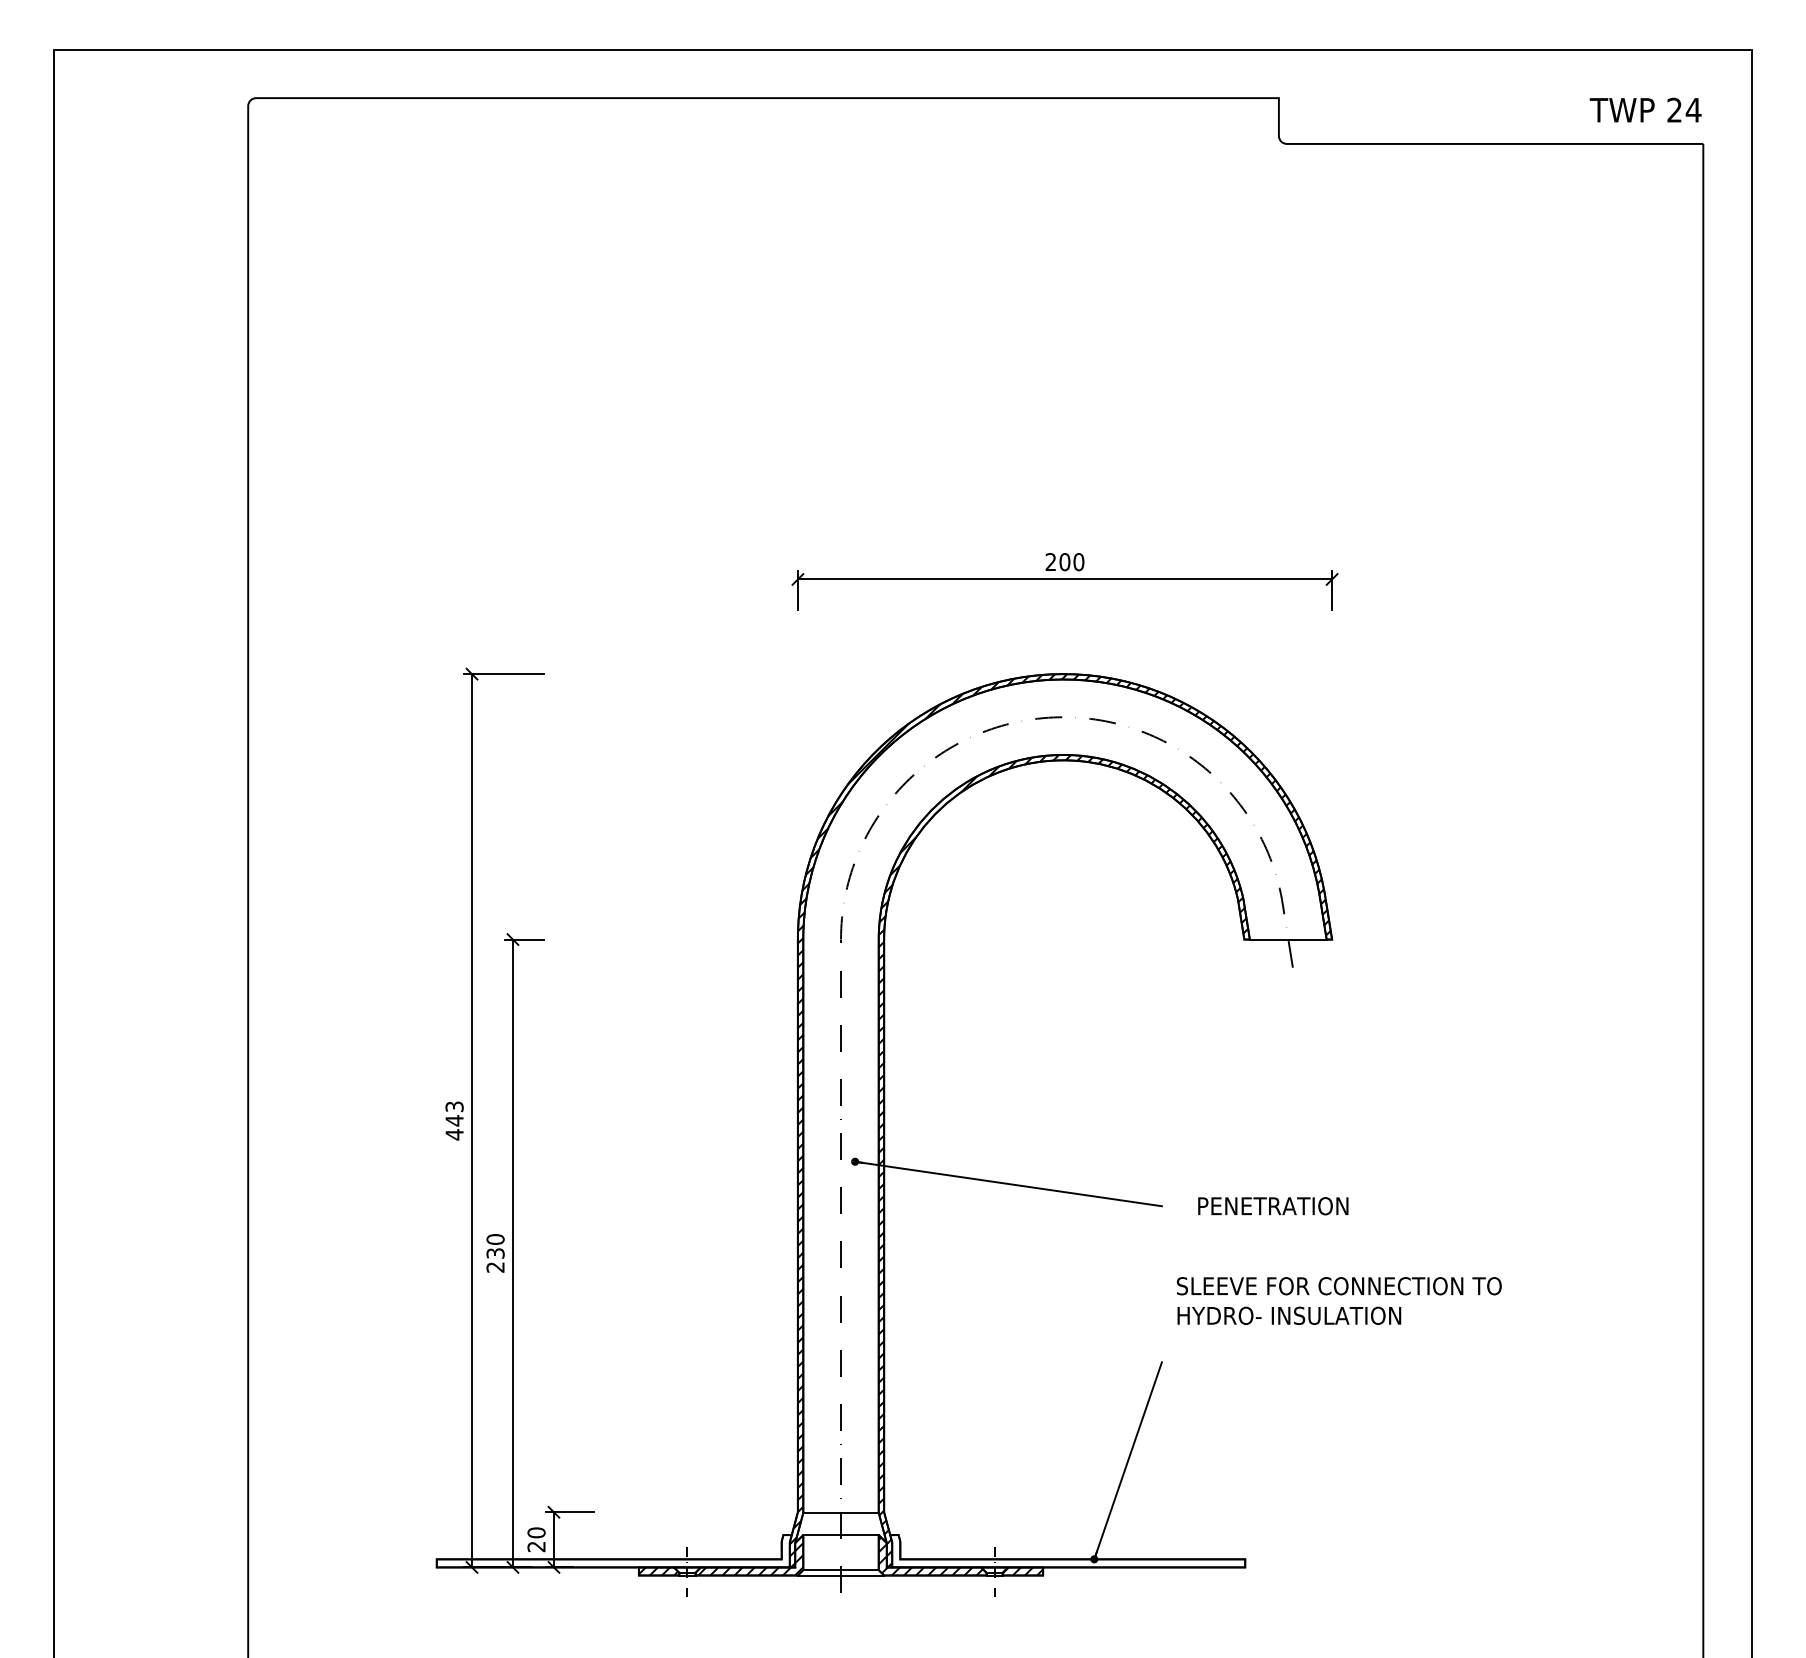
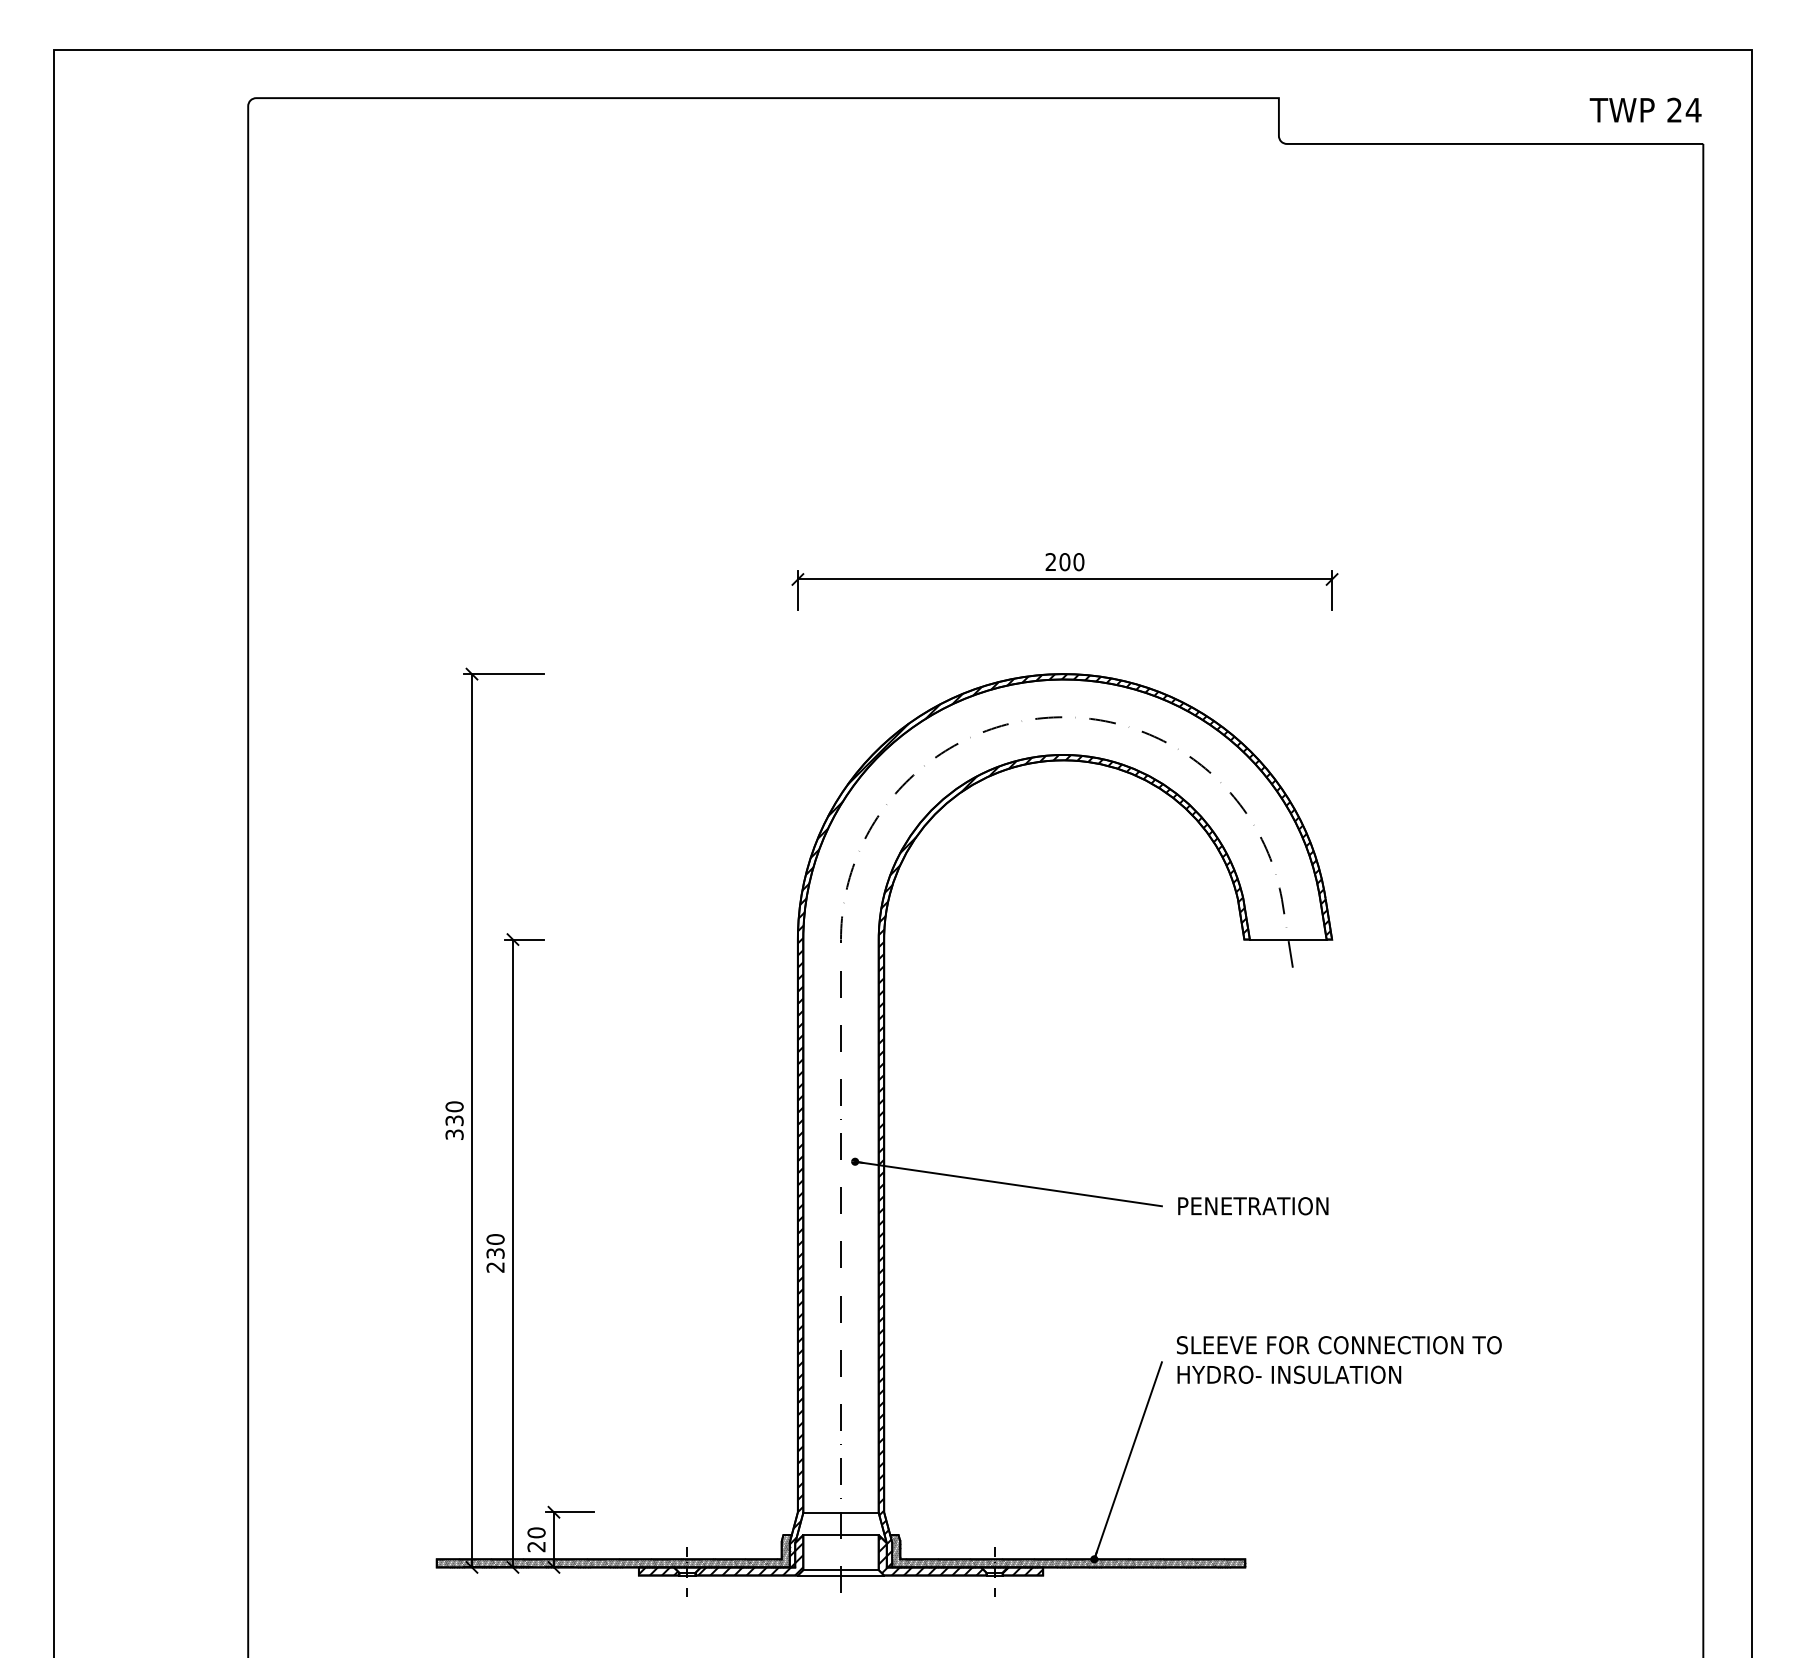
text: 443 -> 330 (454, 1120)
text position: (1273, 1206) -> (1253, 1206) (1253, 1206)
text position: (1339, 1300) -> (1339, 1359) (1339, 1359)
hatch: none -> present (614, 1551)
hatch: none -> present (1067, 1551)
